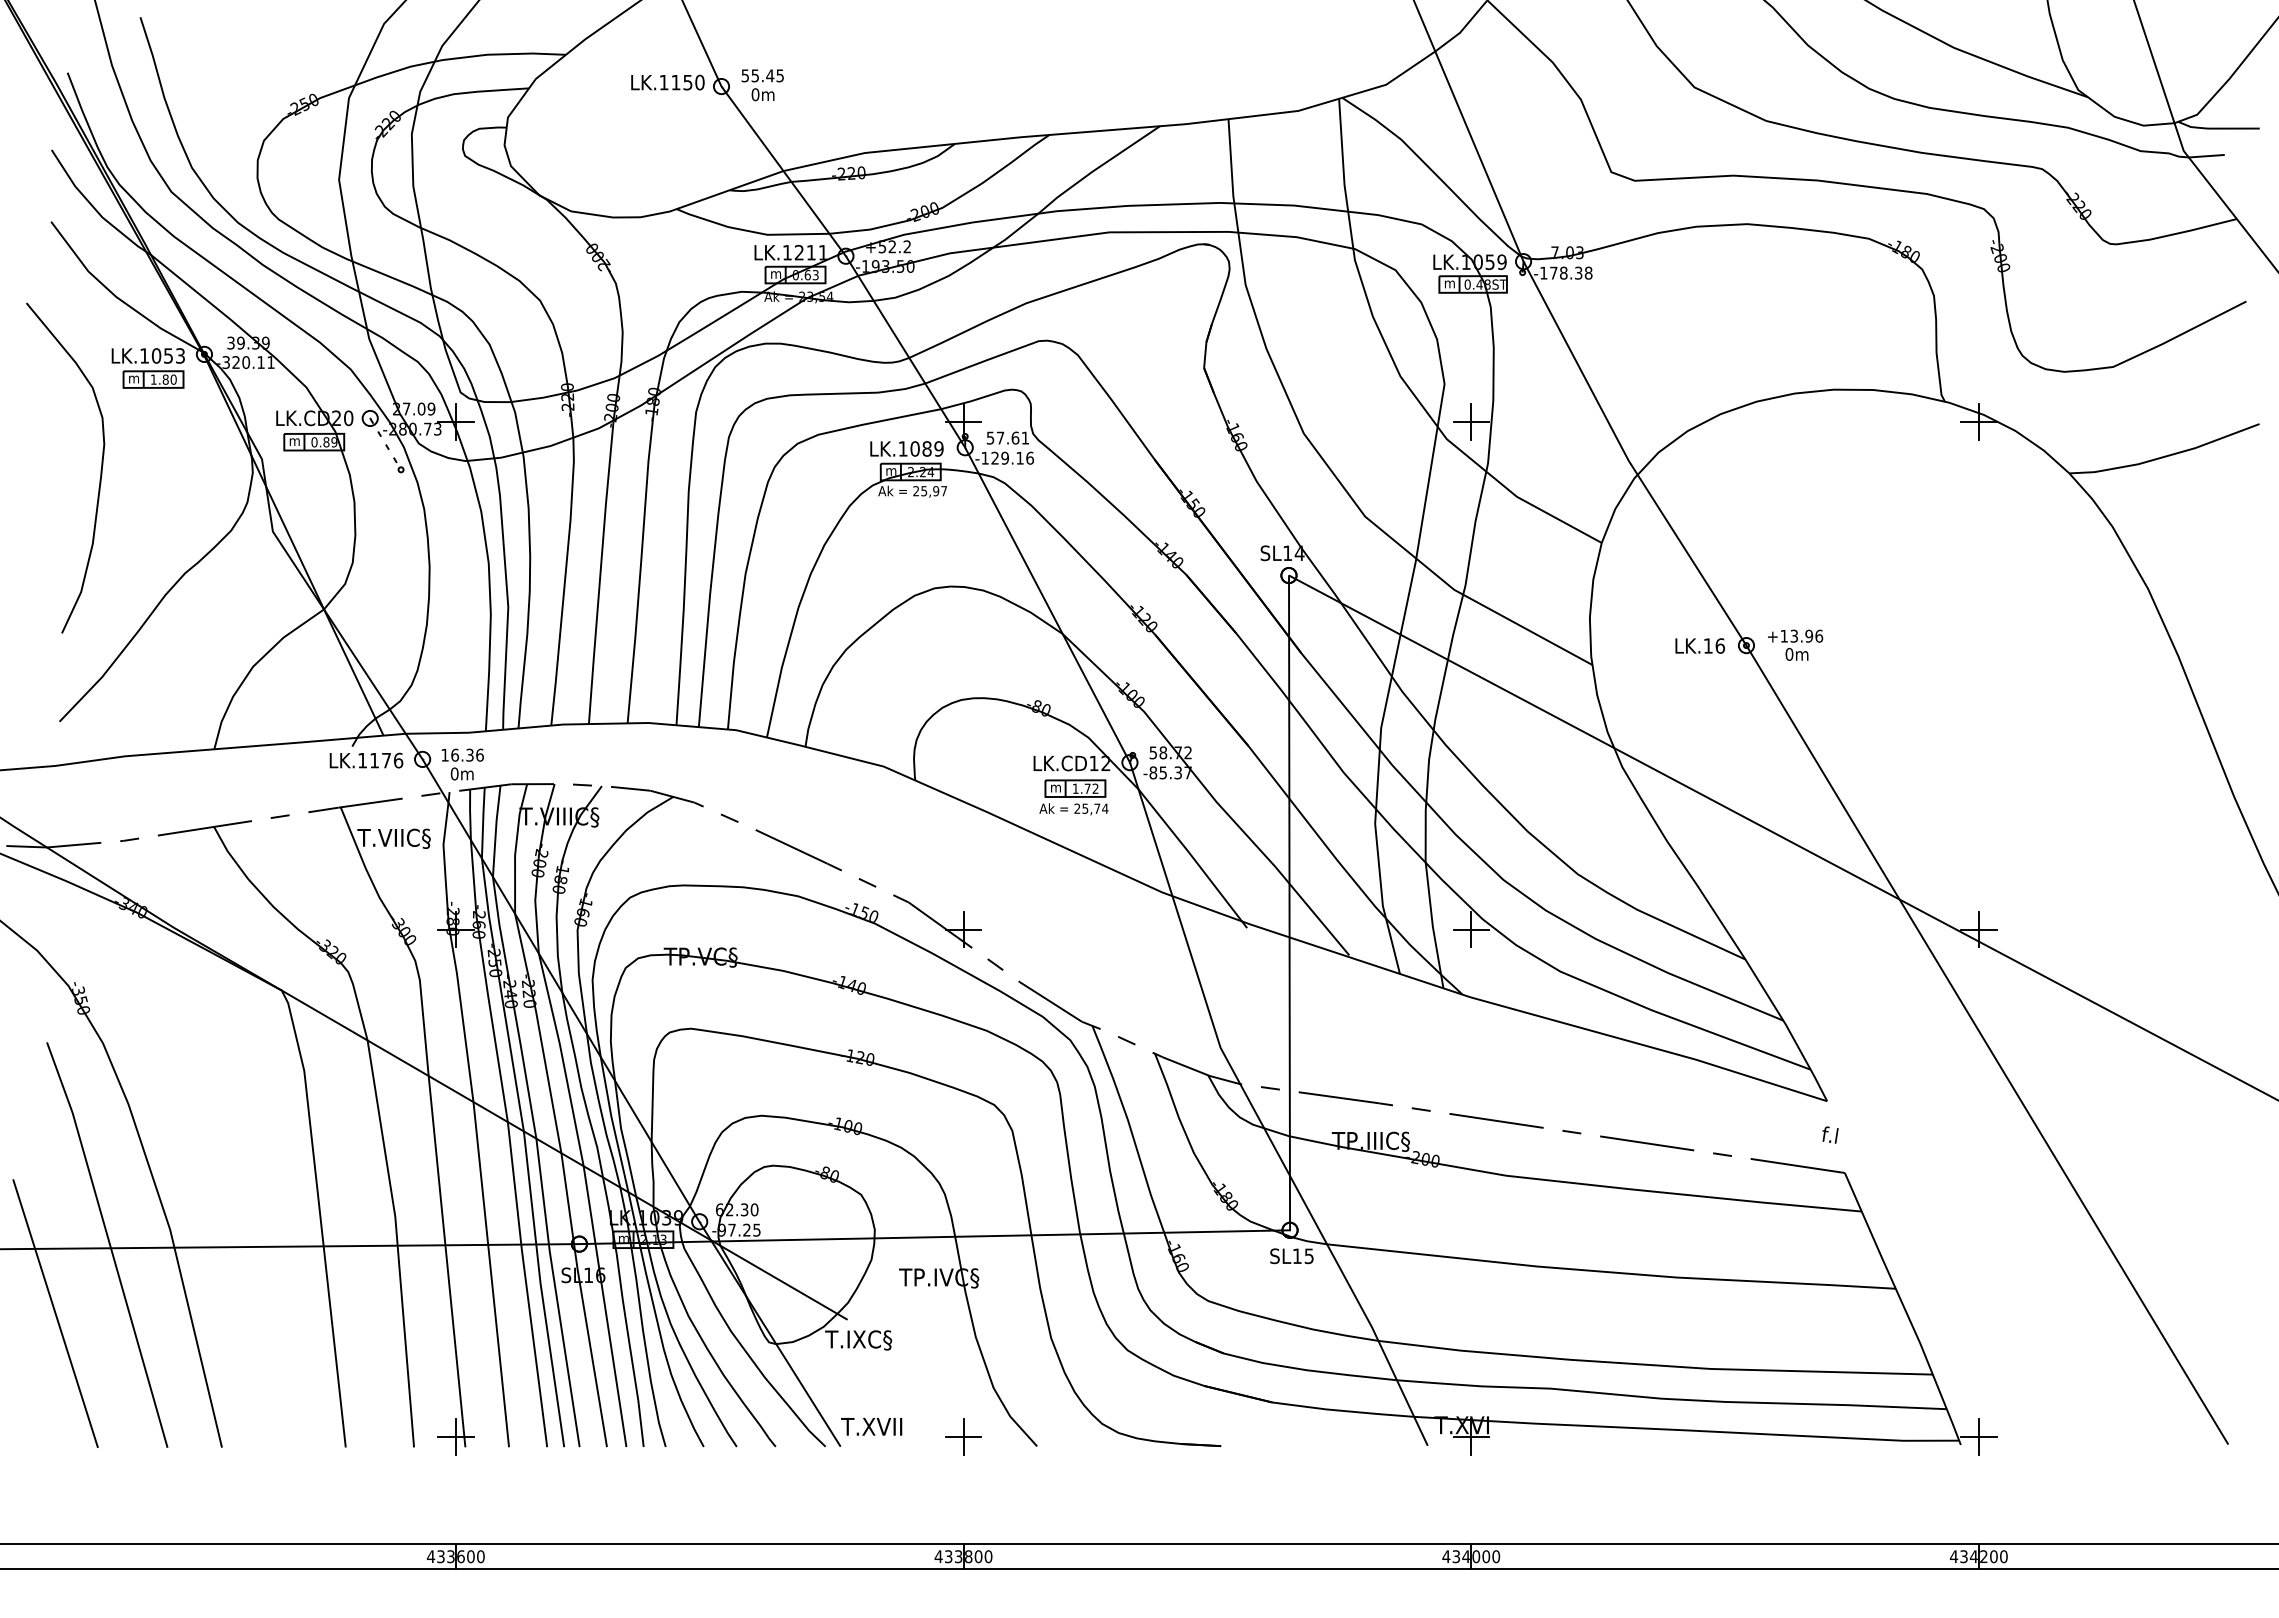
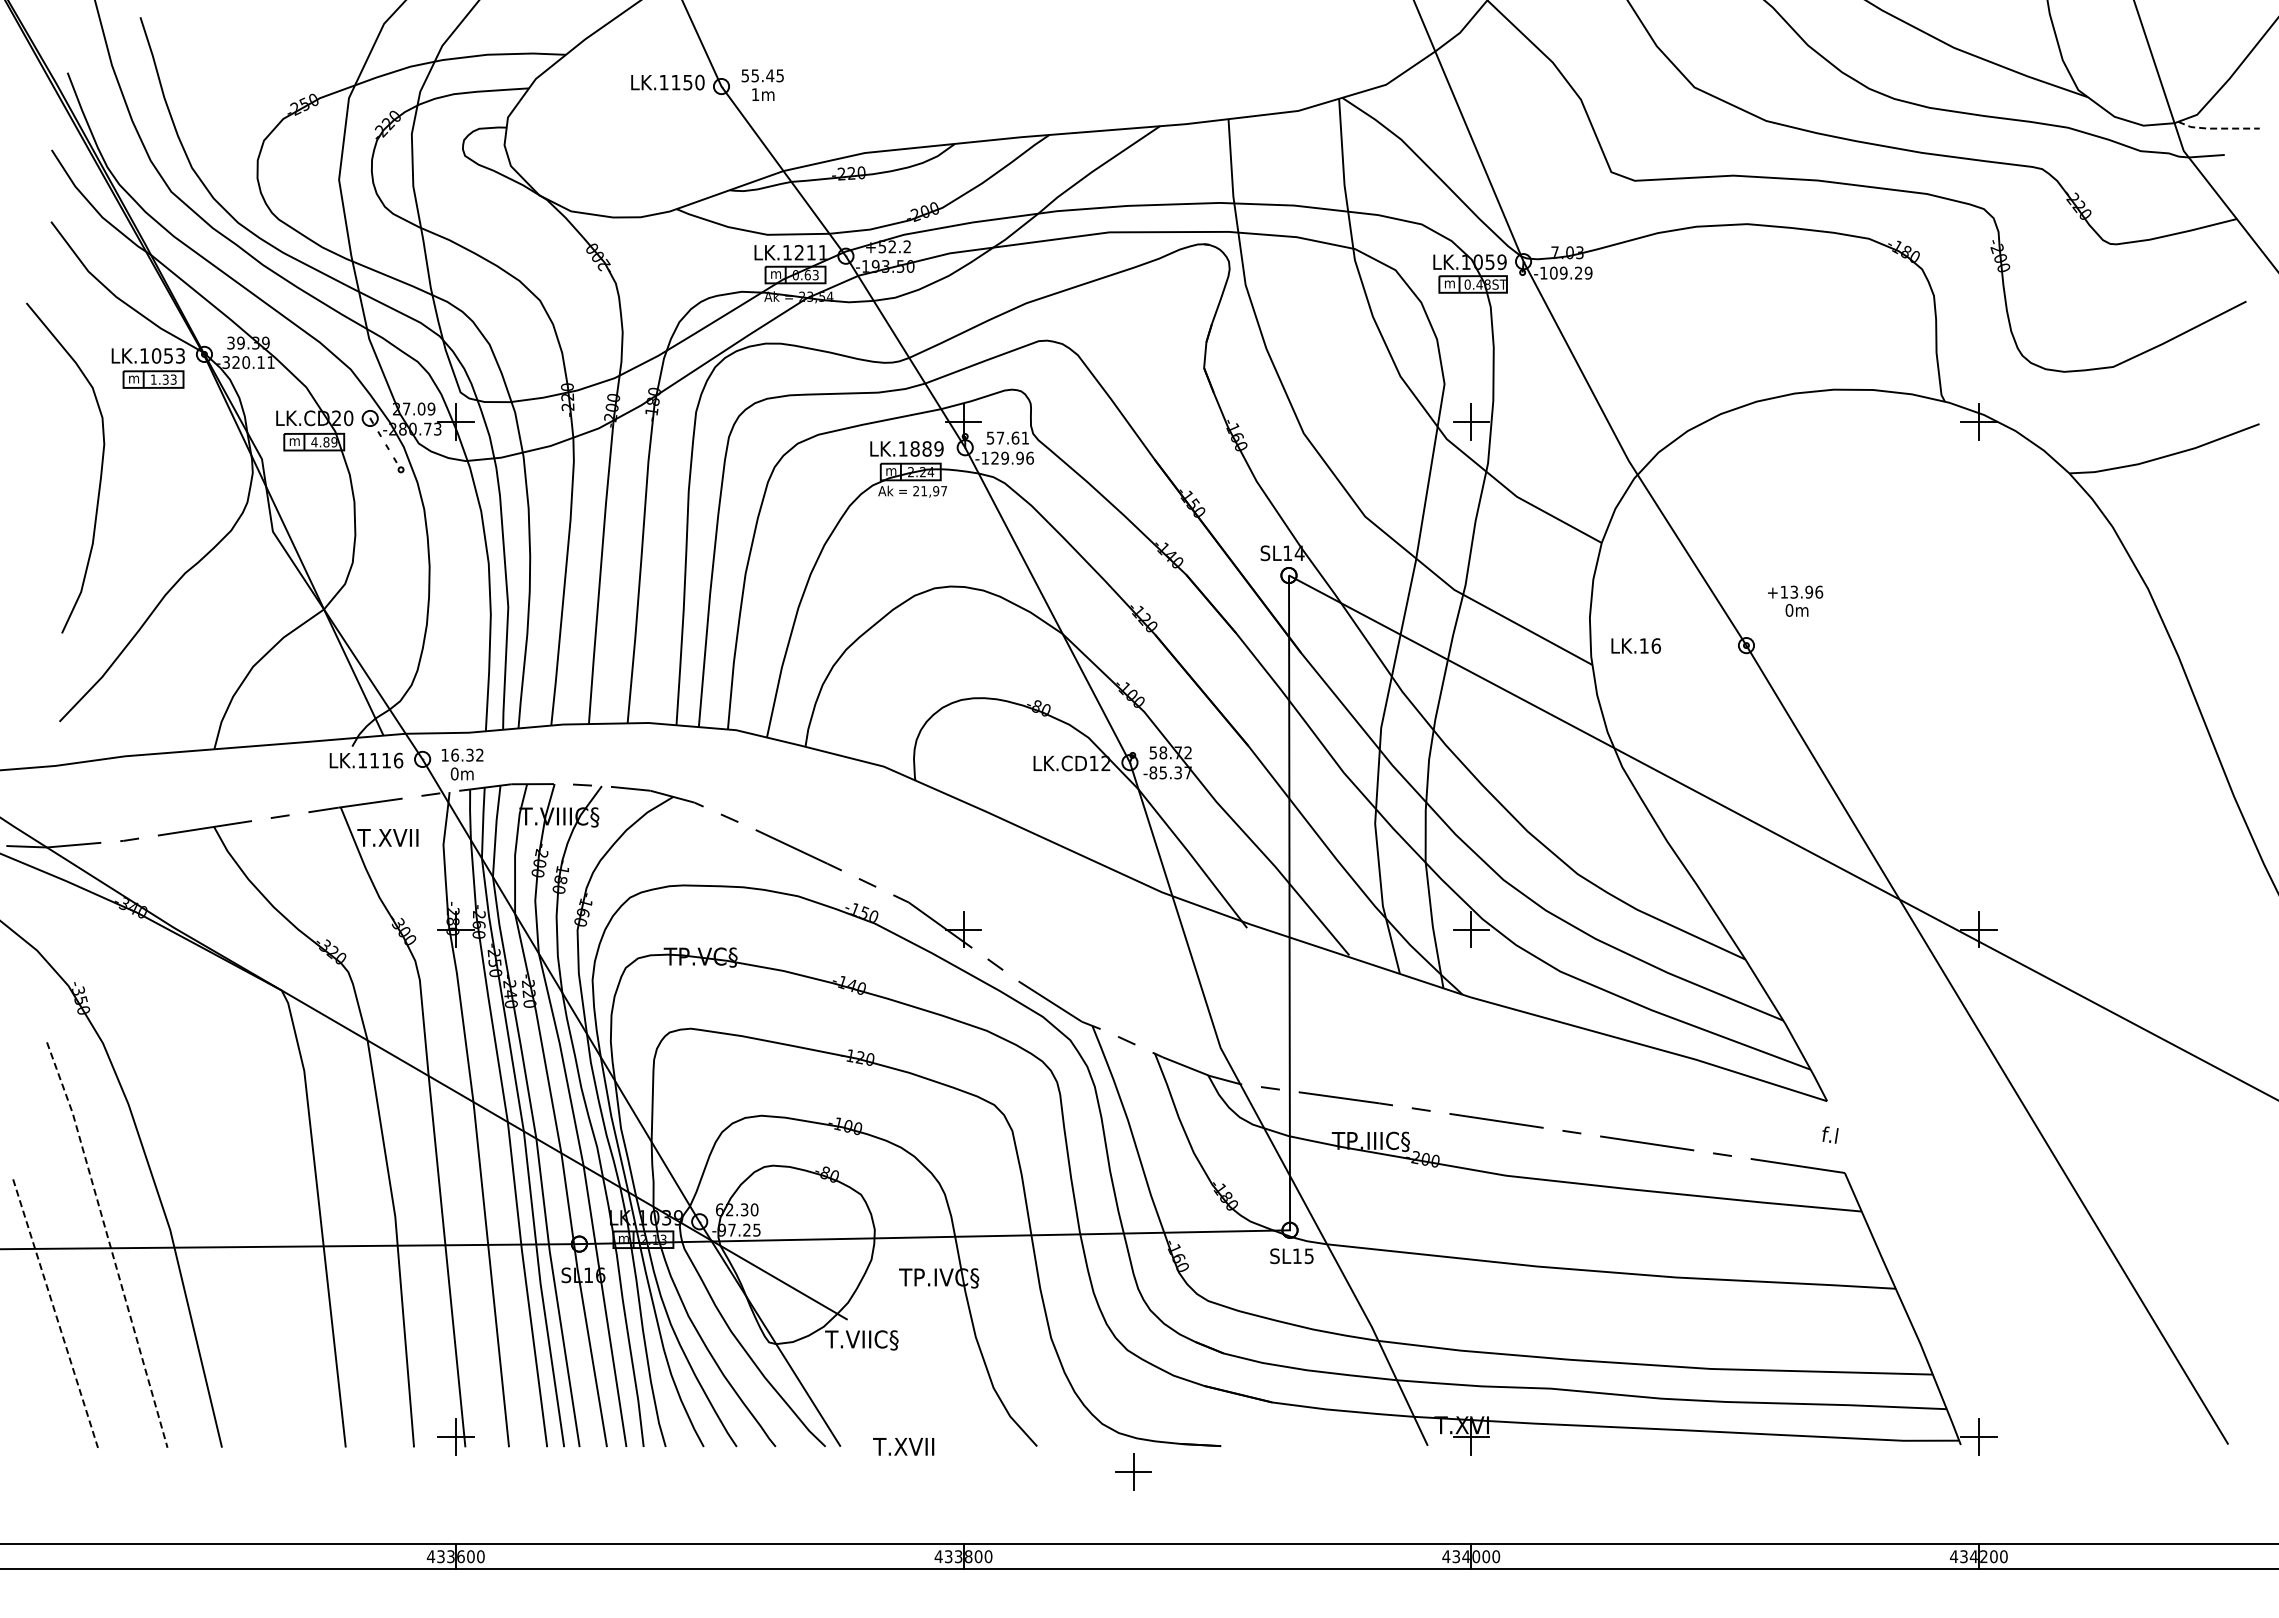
text: 0m -> 1m (755, 94)
line: solid -> dashed (2217, 128)
text: -178.38 -> -109.29 (1571, 272)
text: 1.80 -> 1.33 (169, 379)
text: 0.89 -> 4.89 (314, 442)
text: LK.1089 -> LK.1889 (914, 448)
text: -129.16 -> -129.96 (1019, 457)
text: 25,97 -> 21,97 (924, 491)
text position: (1795, 644) -> (1795, 600) (1795, 600)
text position: (1699, 645) -> (1635, 645) (1635, 645)
text: 16.36 -> 16.32 (479, 754)
text: LK.1176 -> LK.1116 (386, 760)
part: present -> none (1073, 797)
text: T.VIIC§ -> T.XVII (404, 838)
line: solid -> dashed (109, 1244)
line: solid -> dashed (55, 1313)
text: T.IXC§ -> T.VIIC§ (871, 1340)
text position: (871, 1426) -> (903, 1446) (903, 1446)
part position: (963, 1436) -> (1133, 1471) (1133, 1471)
